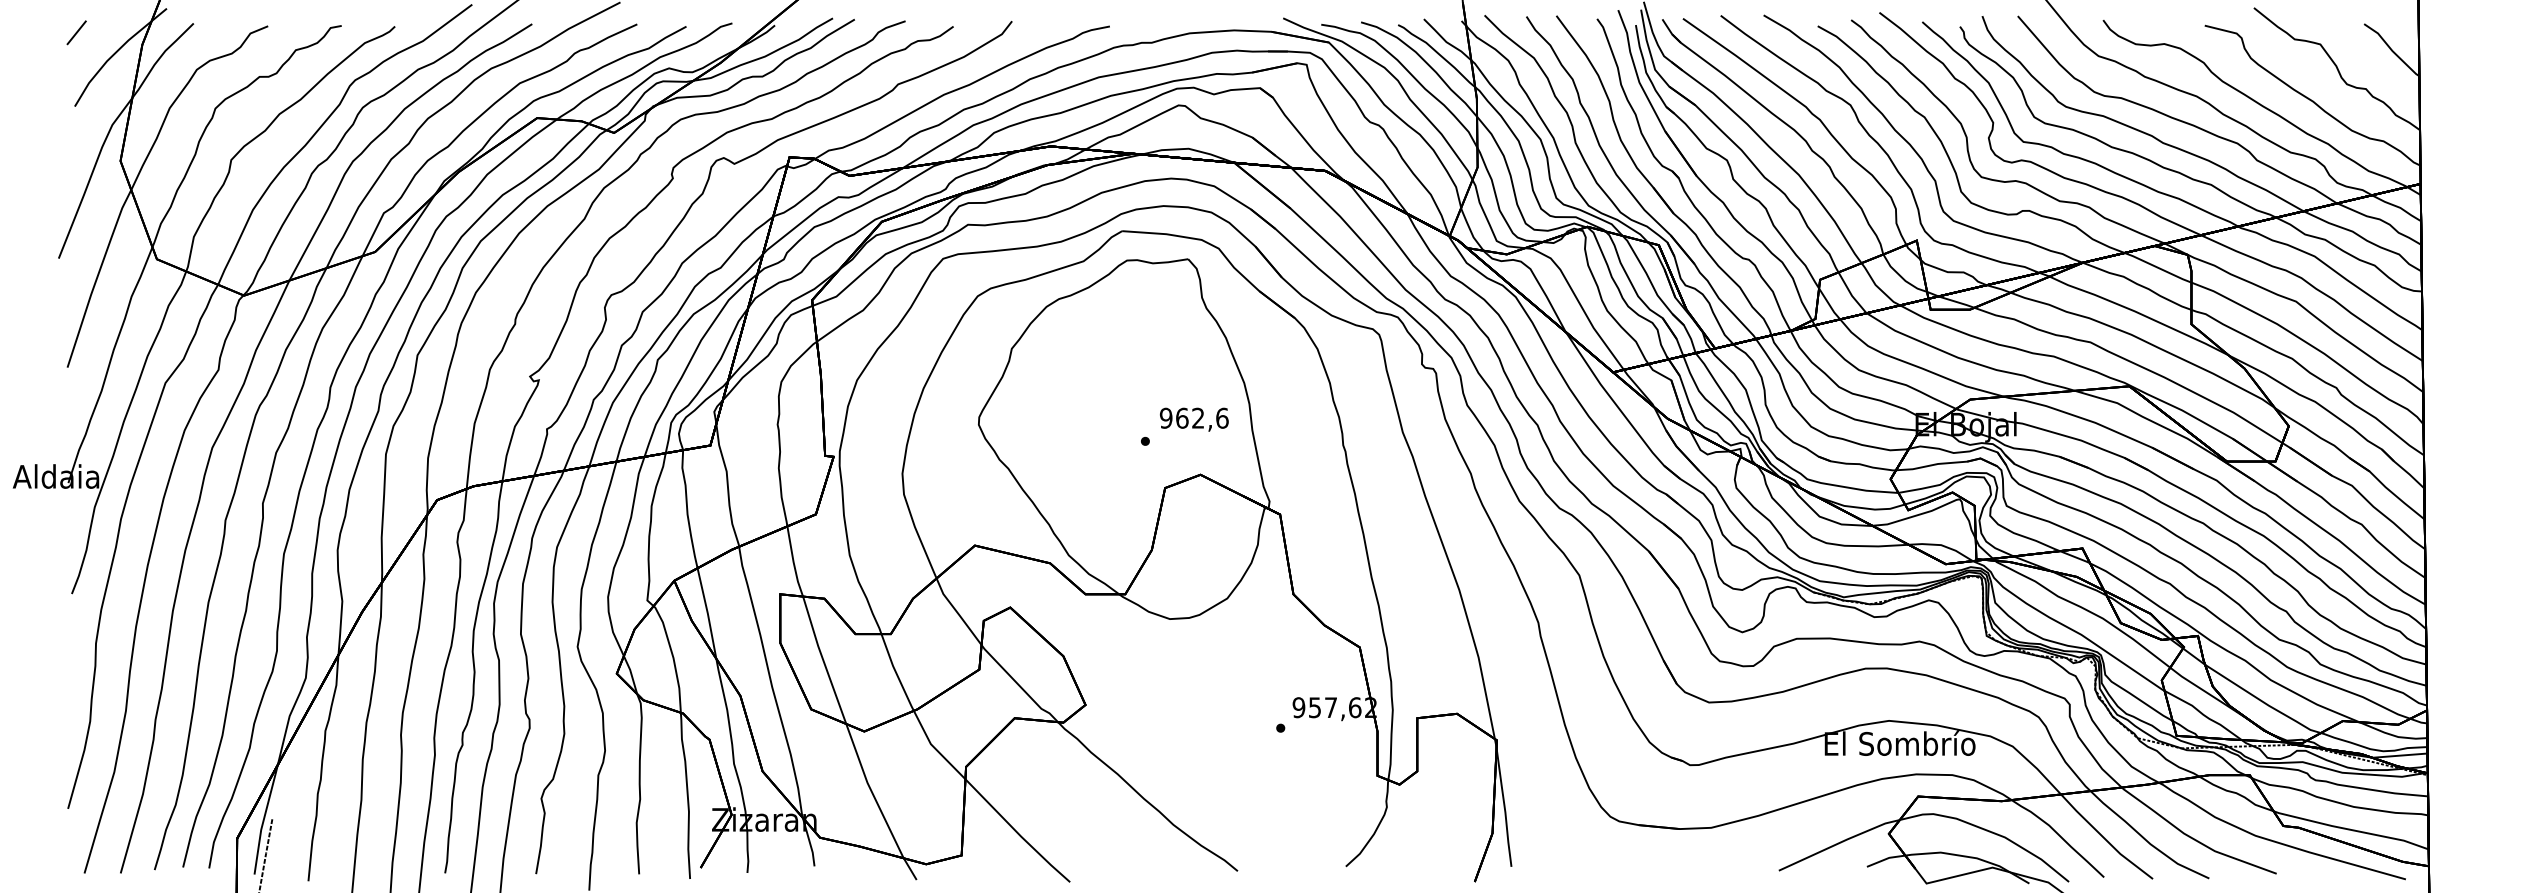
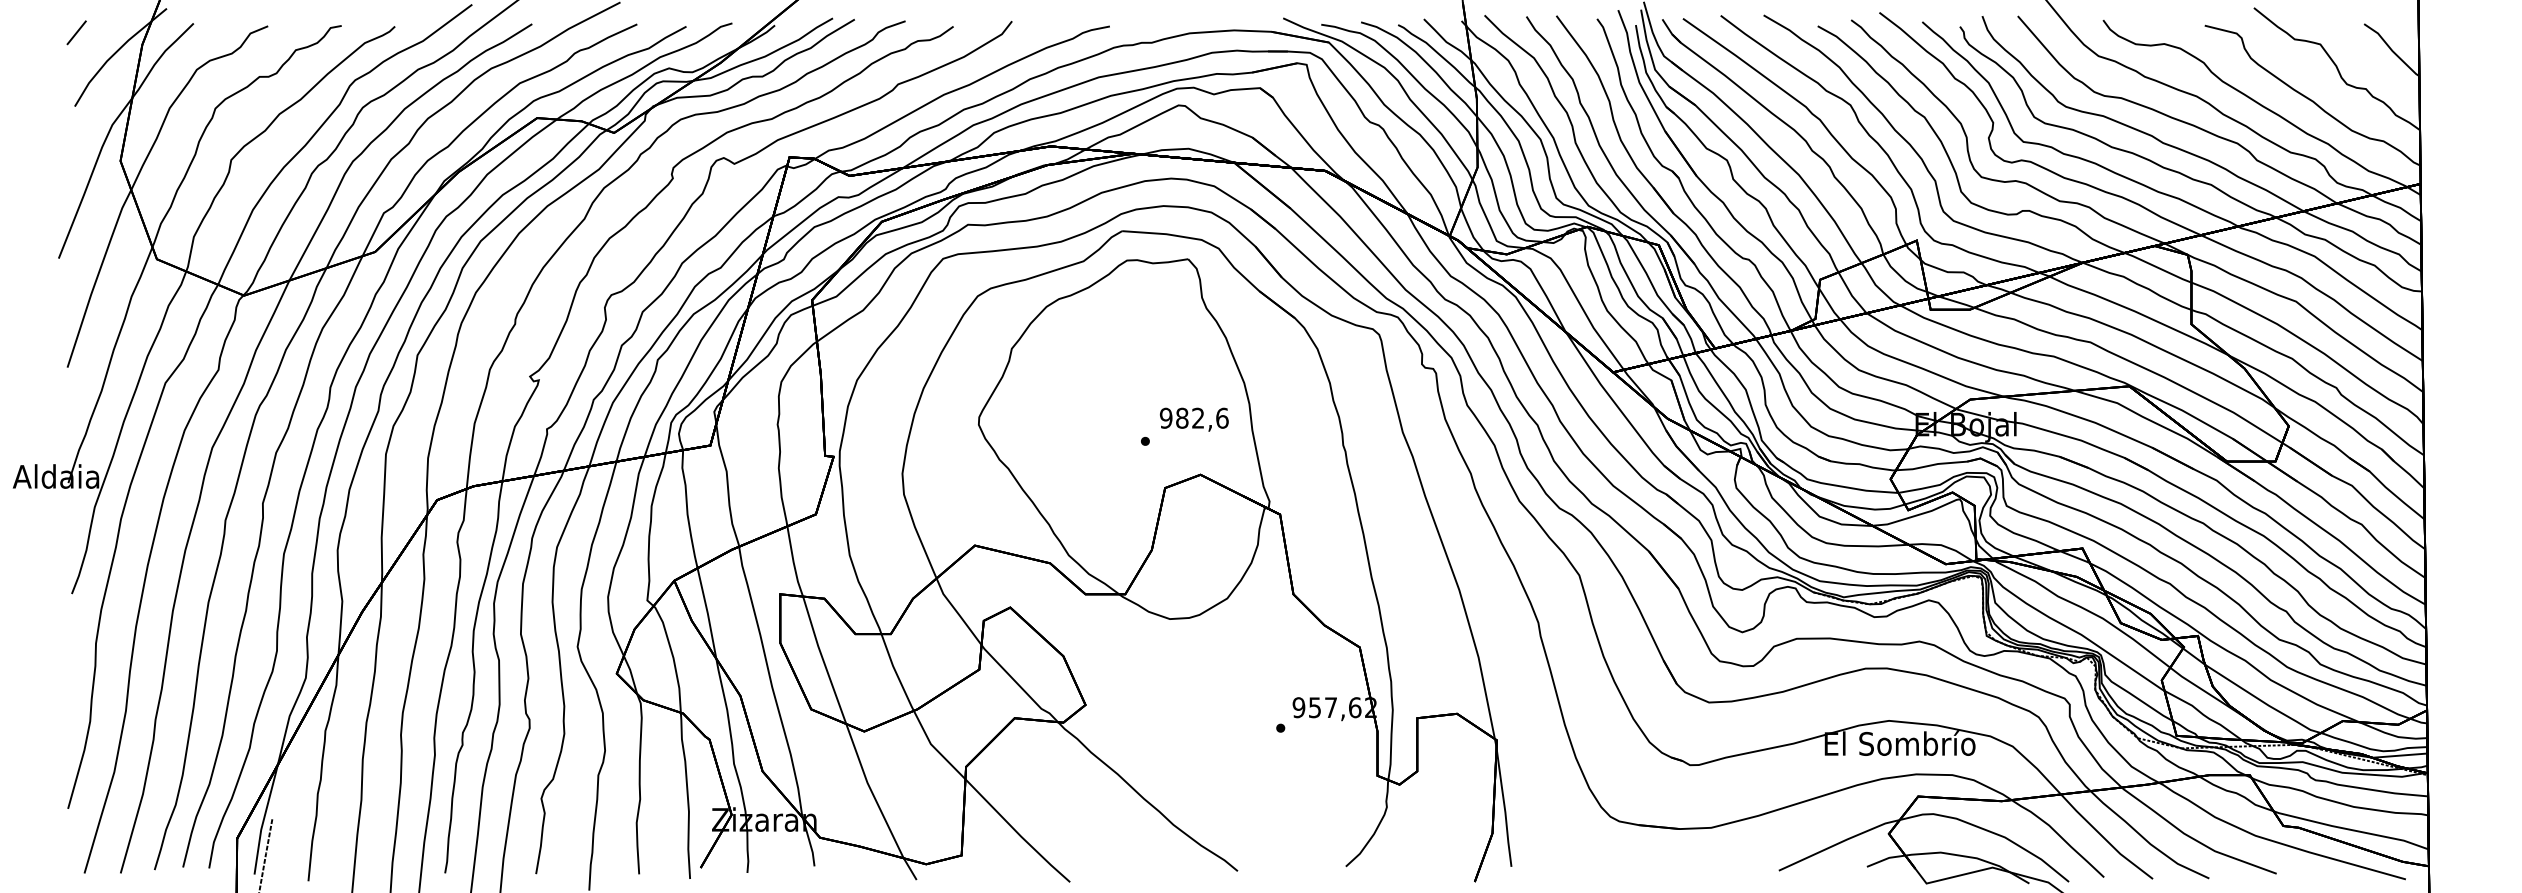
text: 962,6 -> 982,6 (1182, 417)
